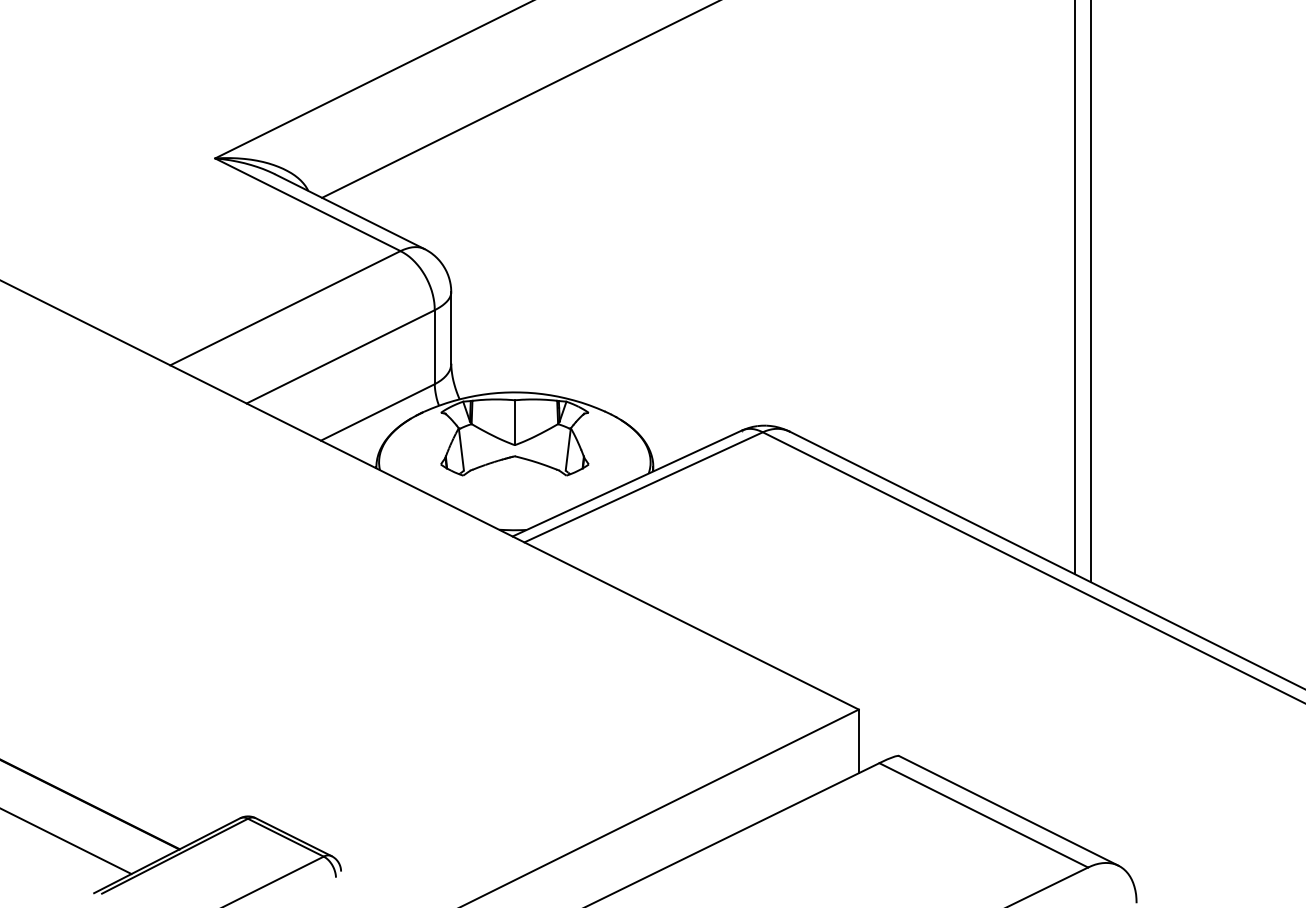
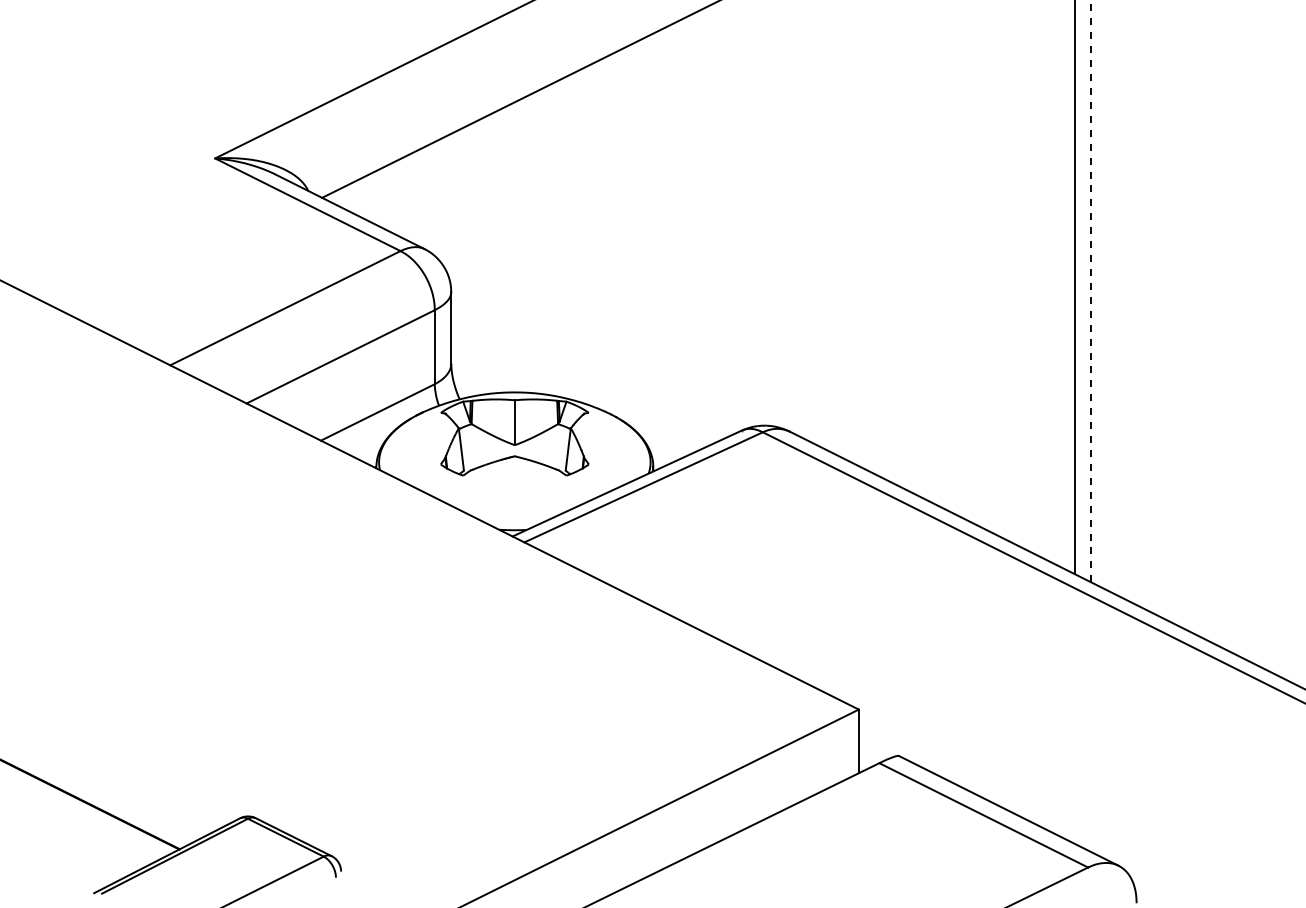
line: solid -> dashed (1091, 291)
line: present -> none (66, 841)
